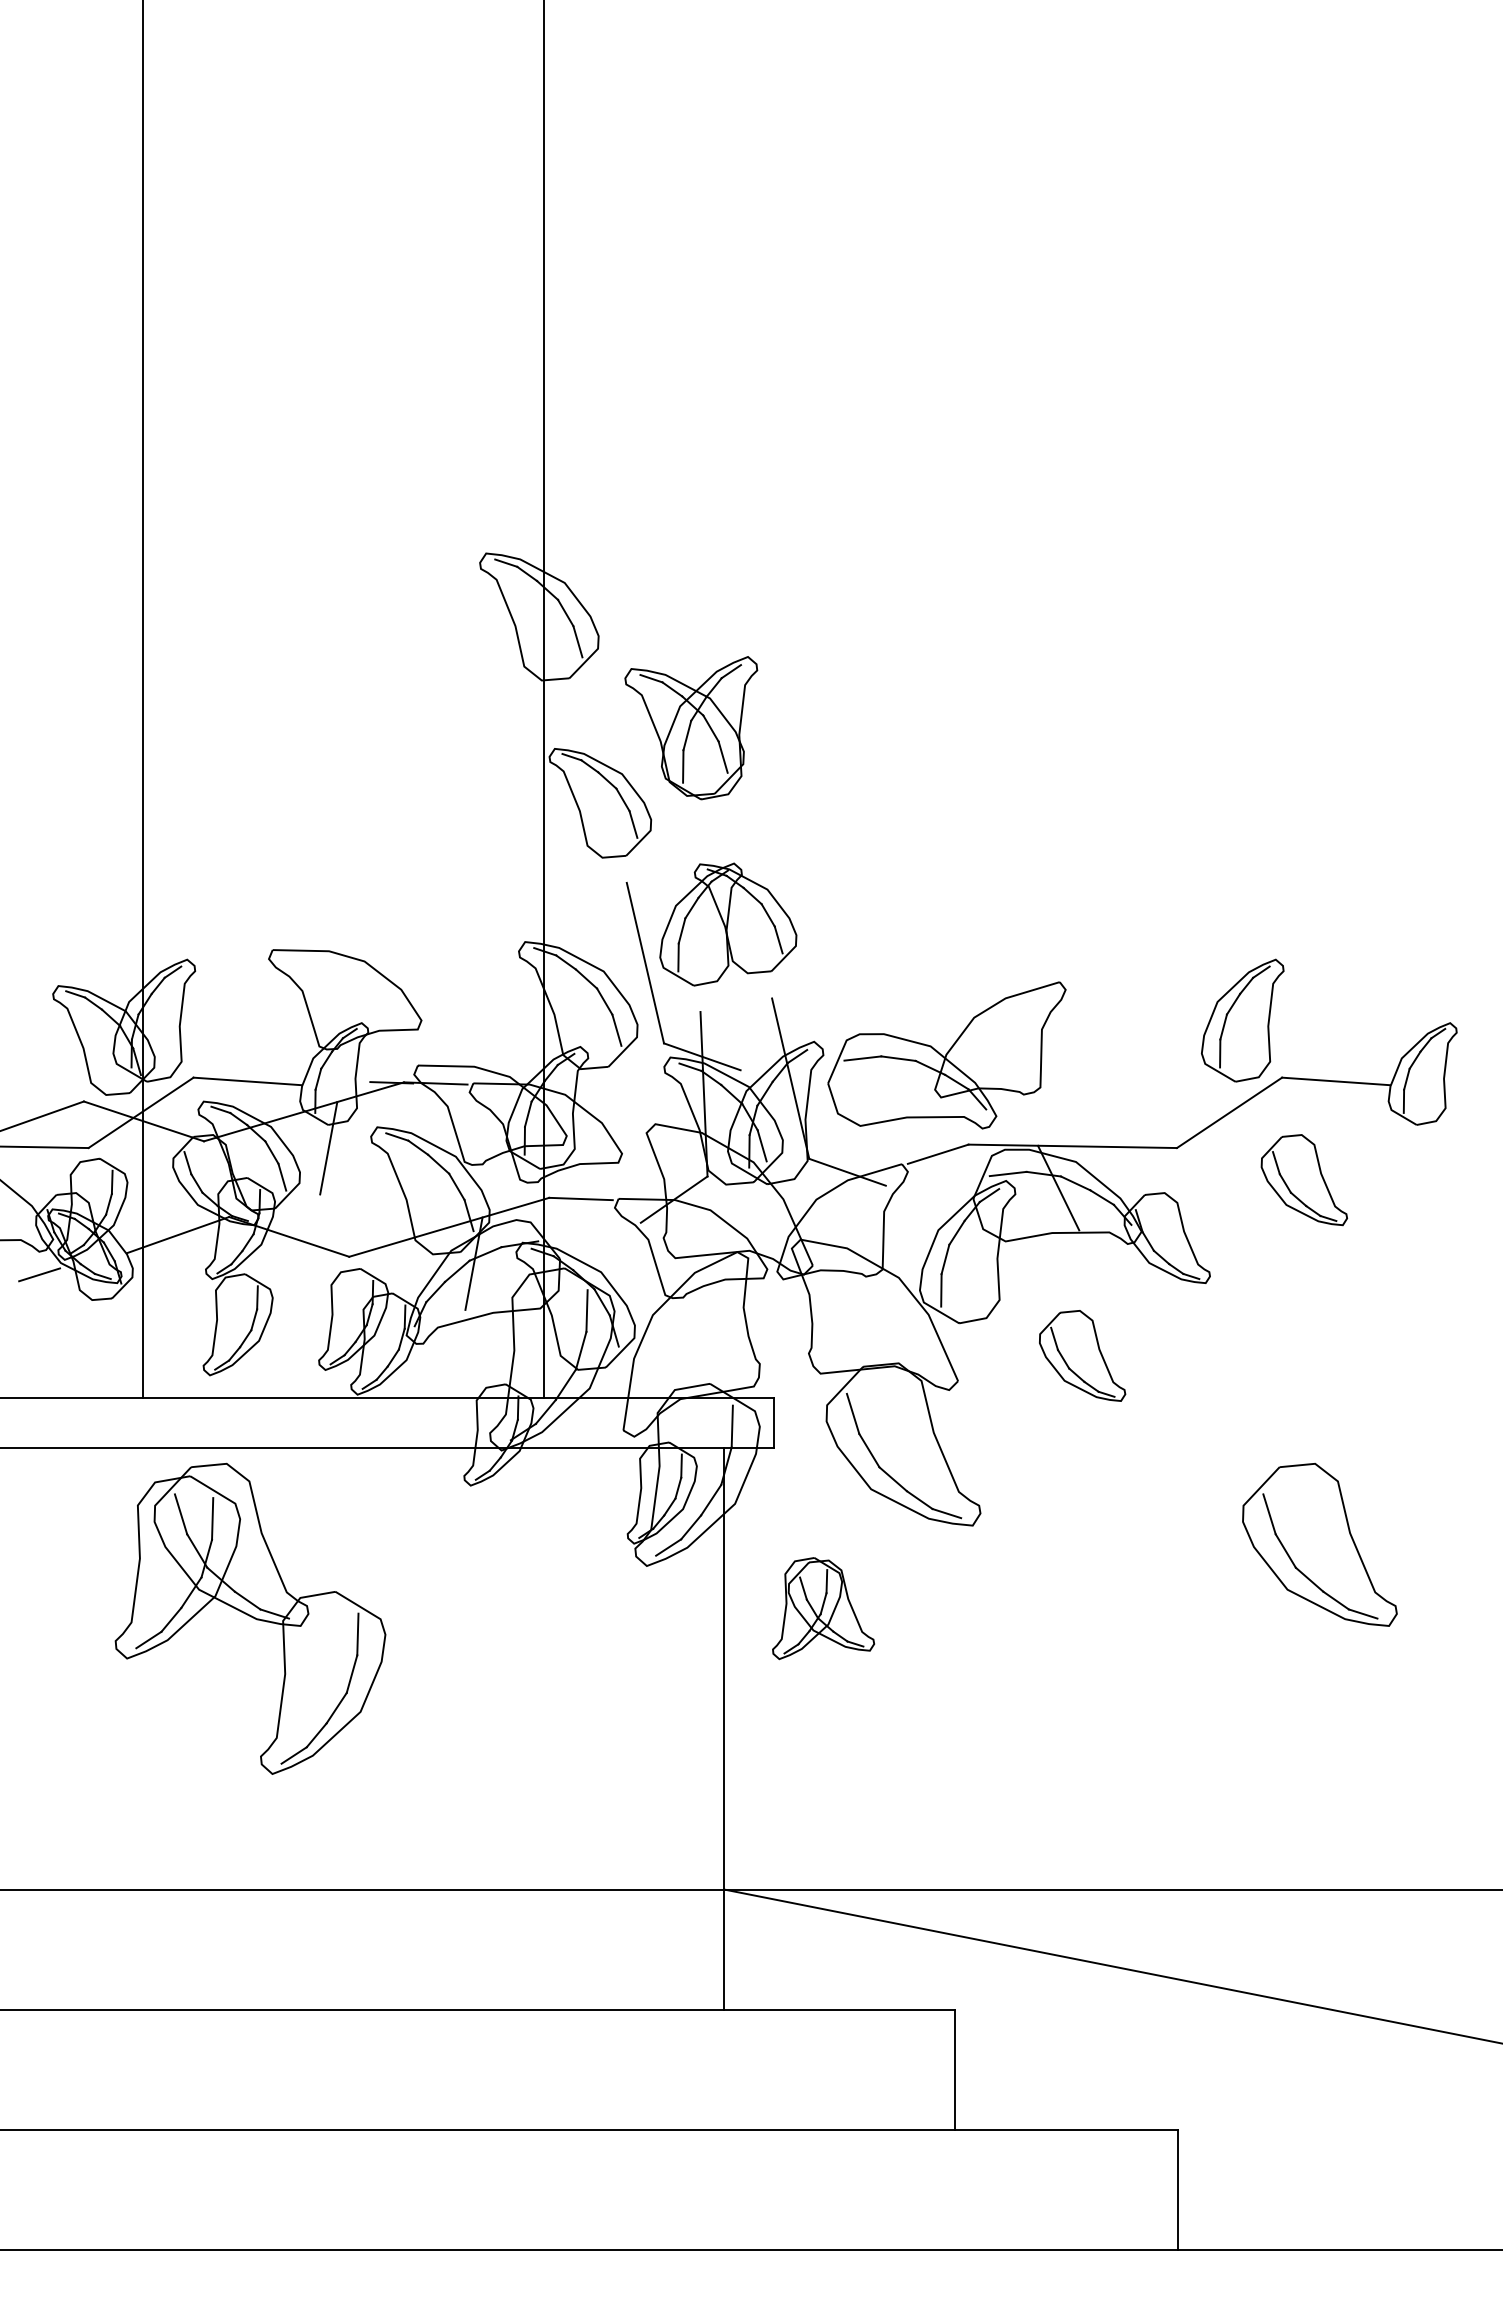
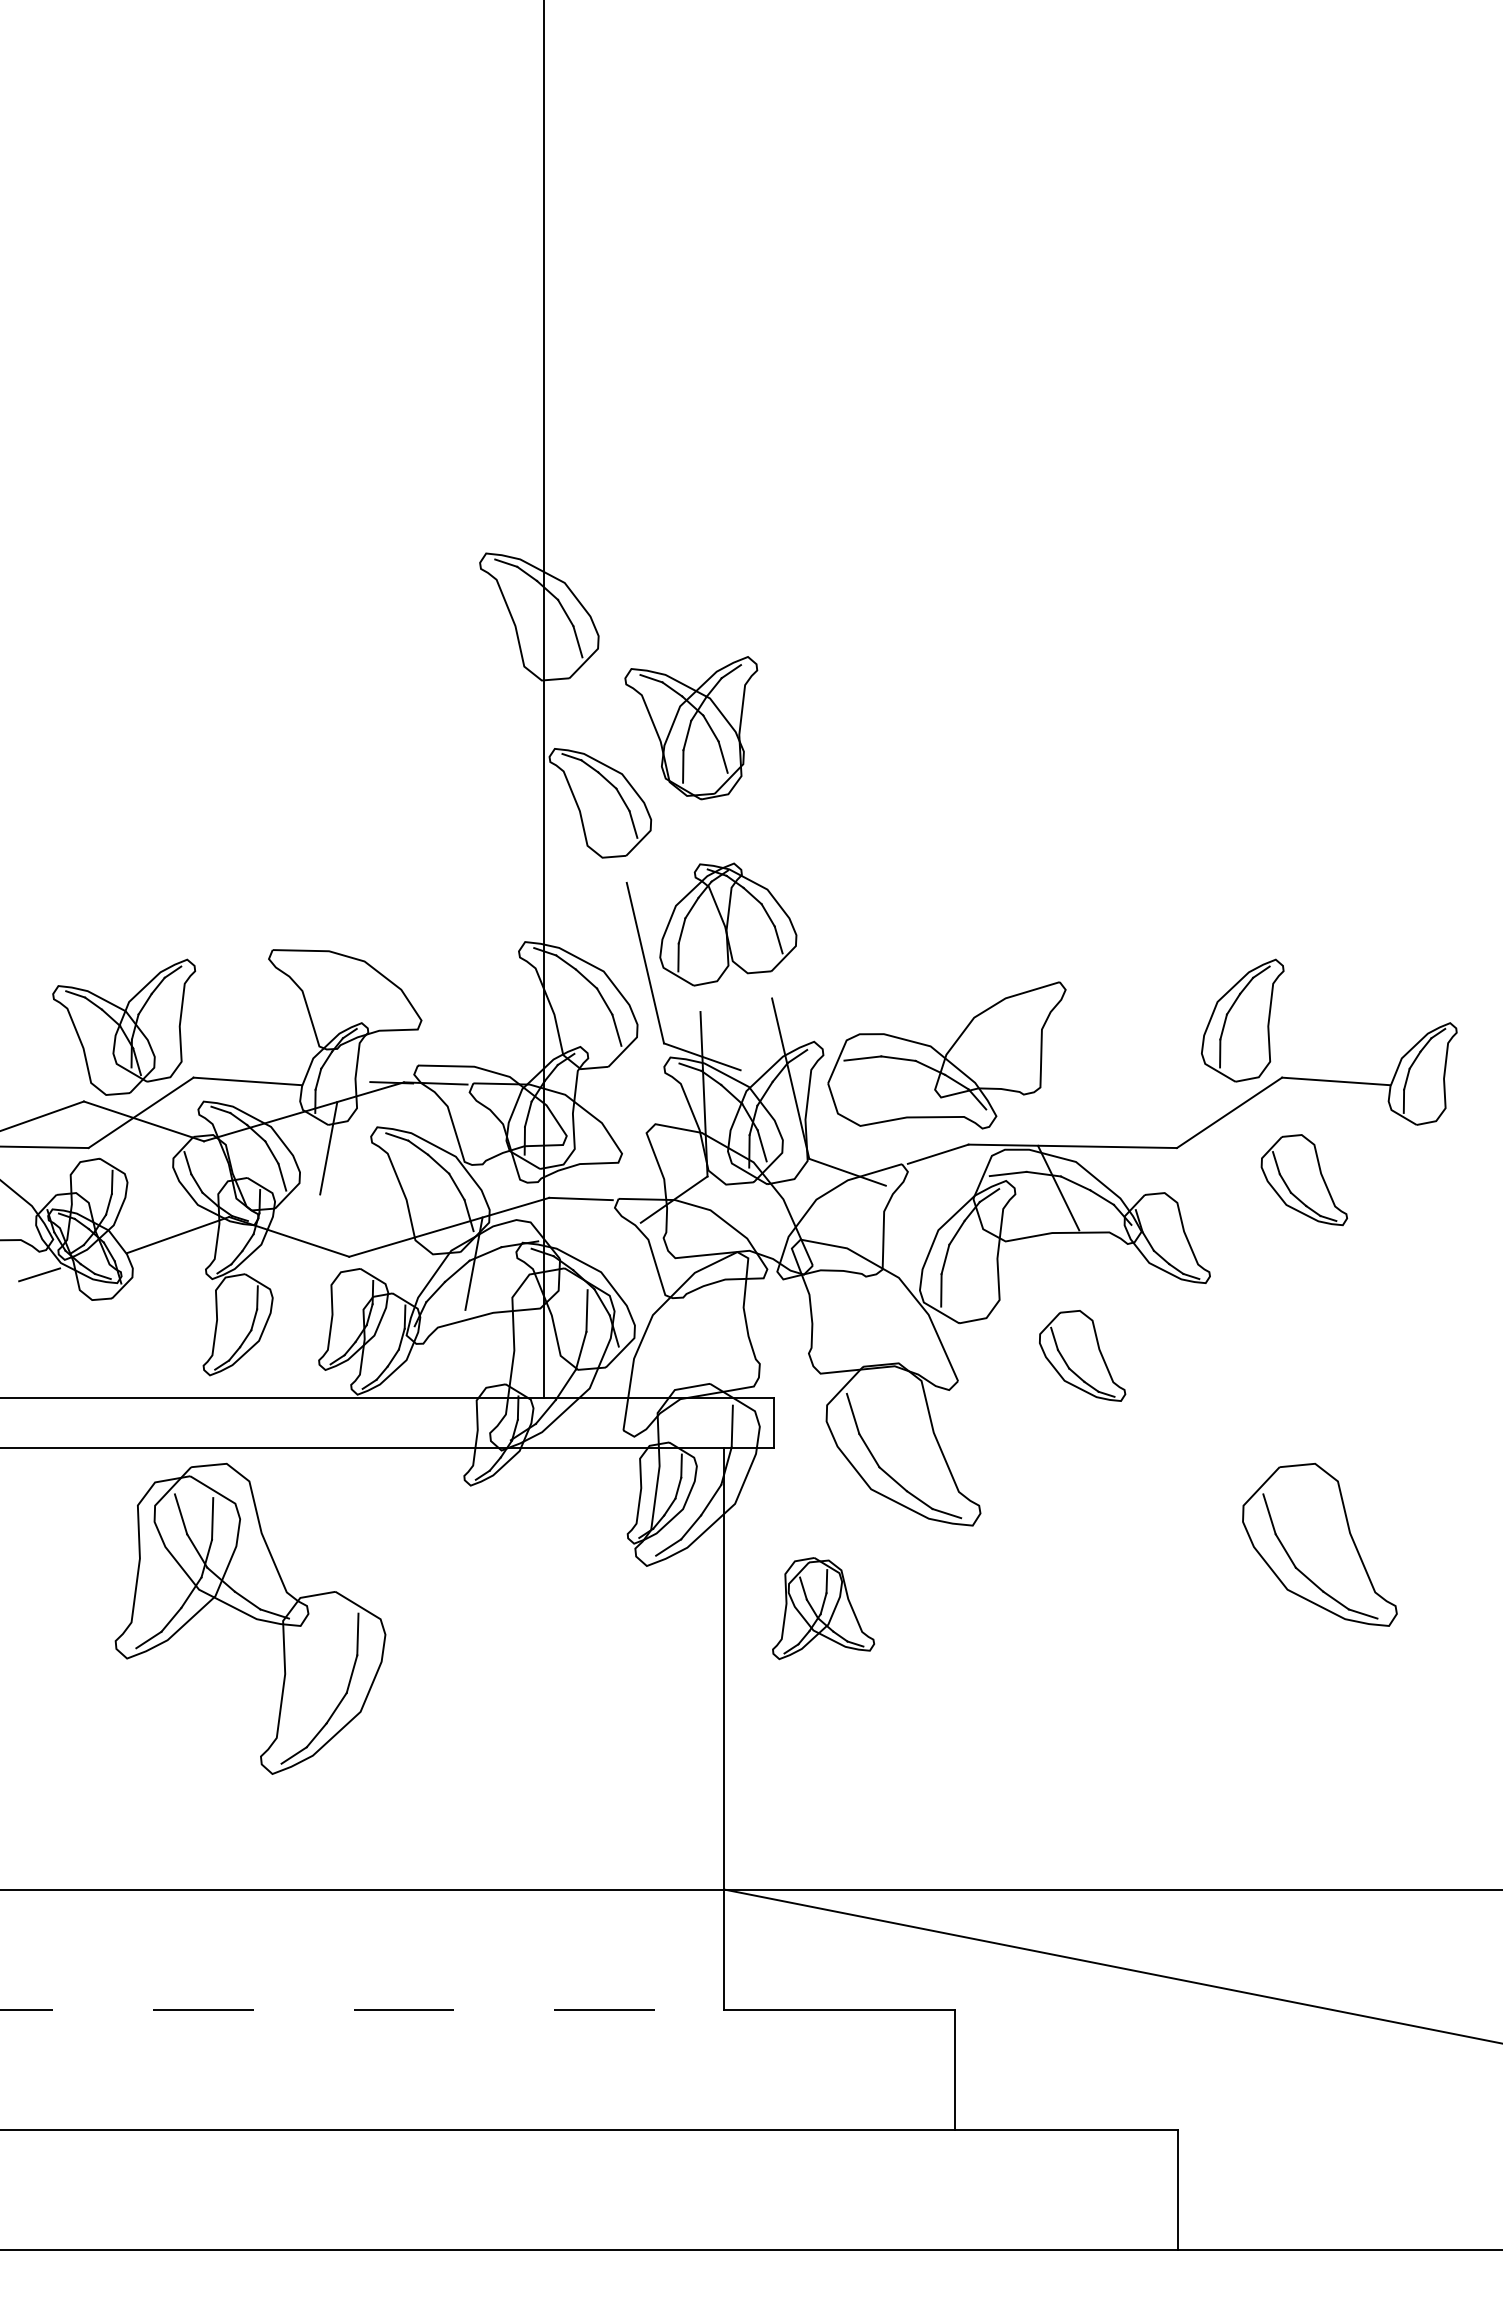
line: present -> none (143, 700)
line: solid -> dashed (362, 2009)
